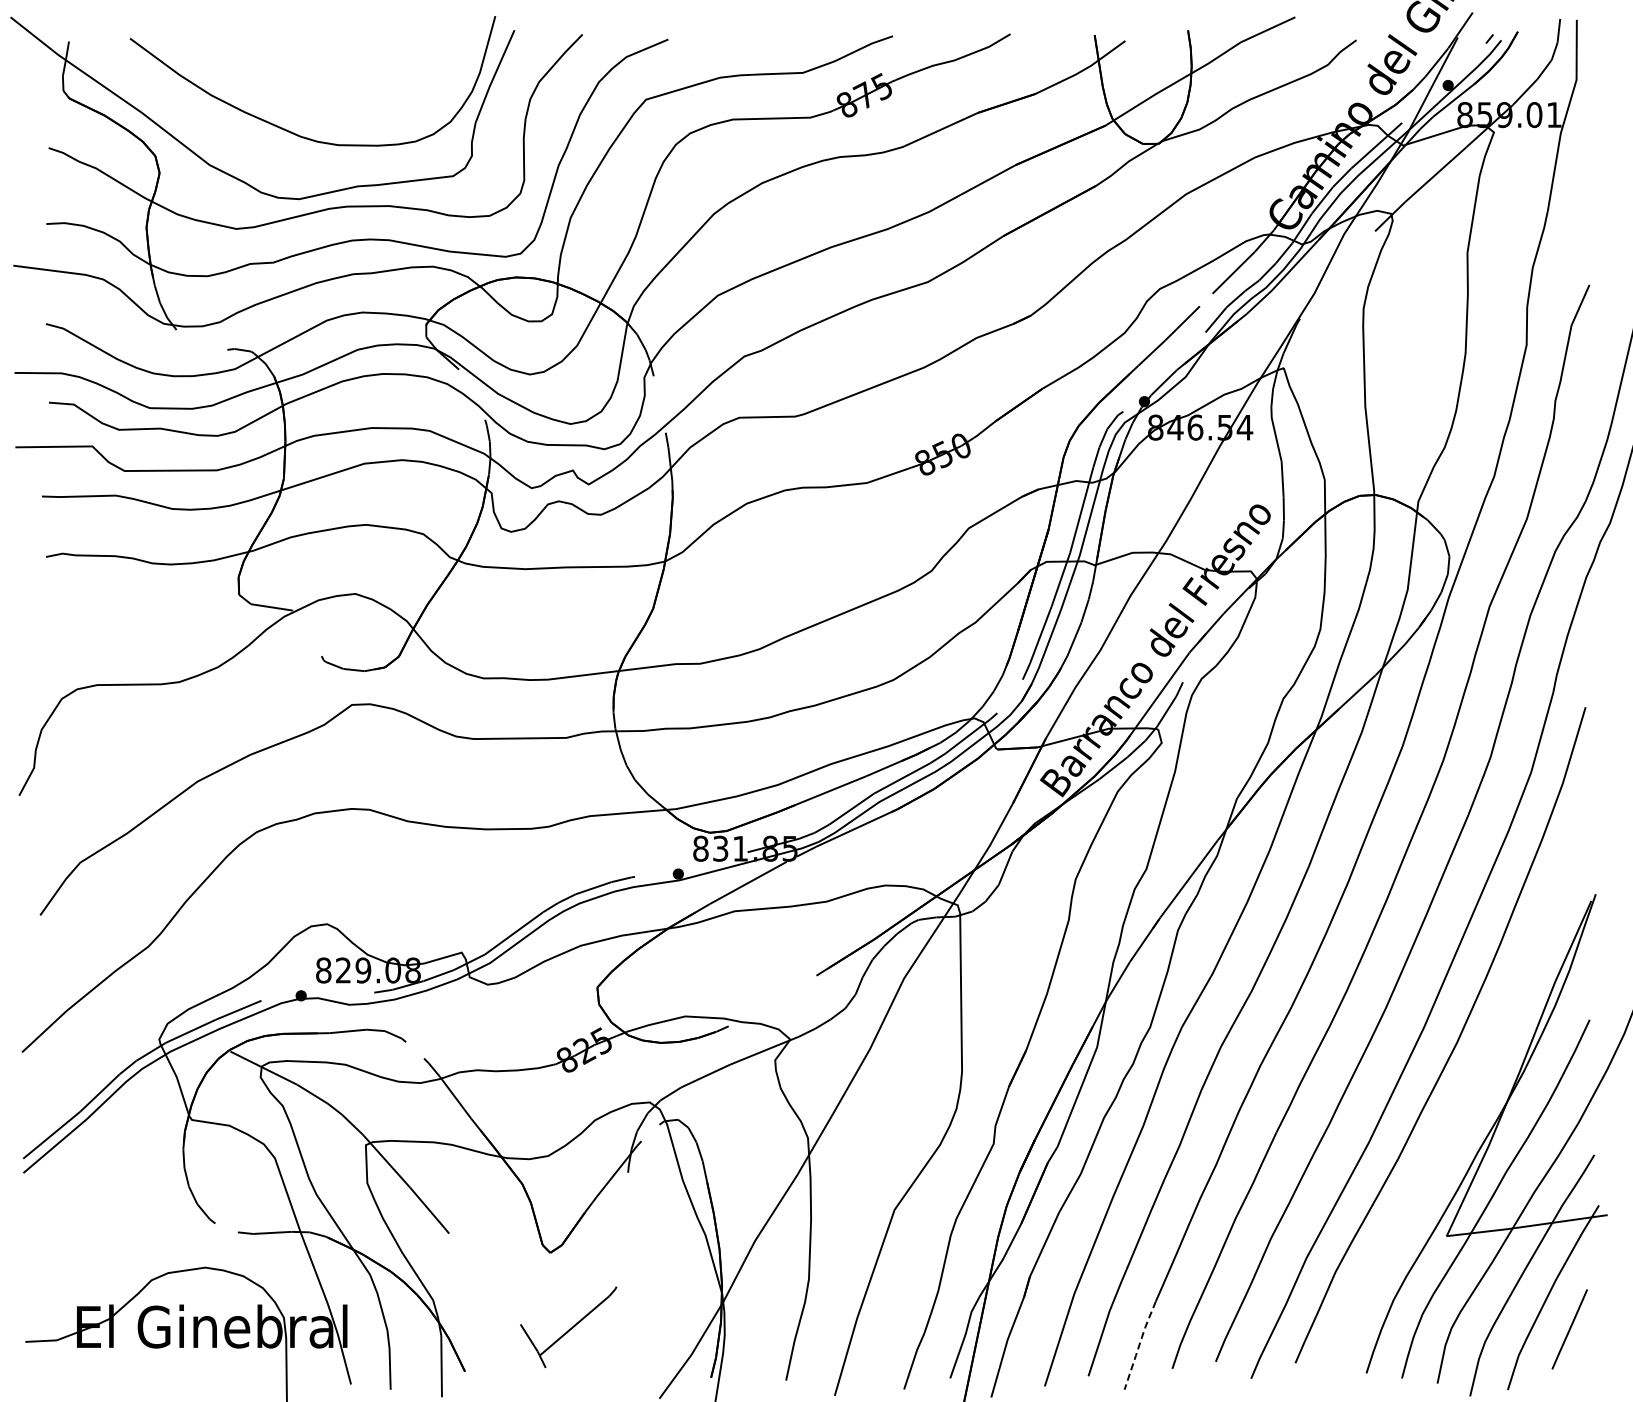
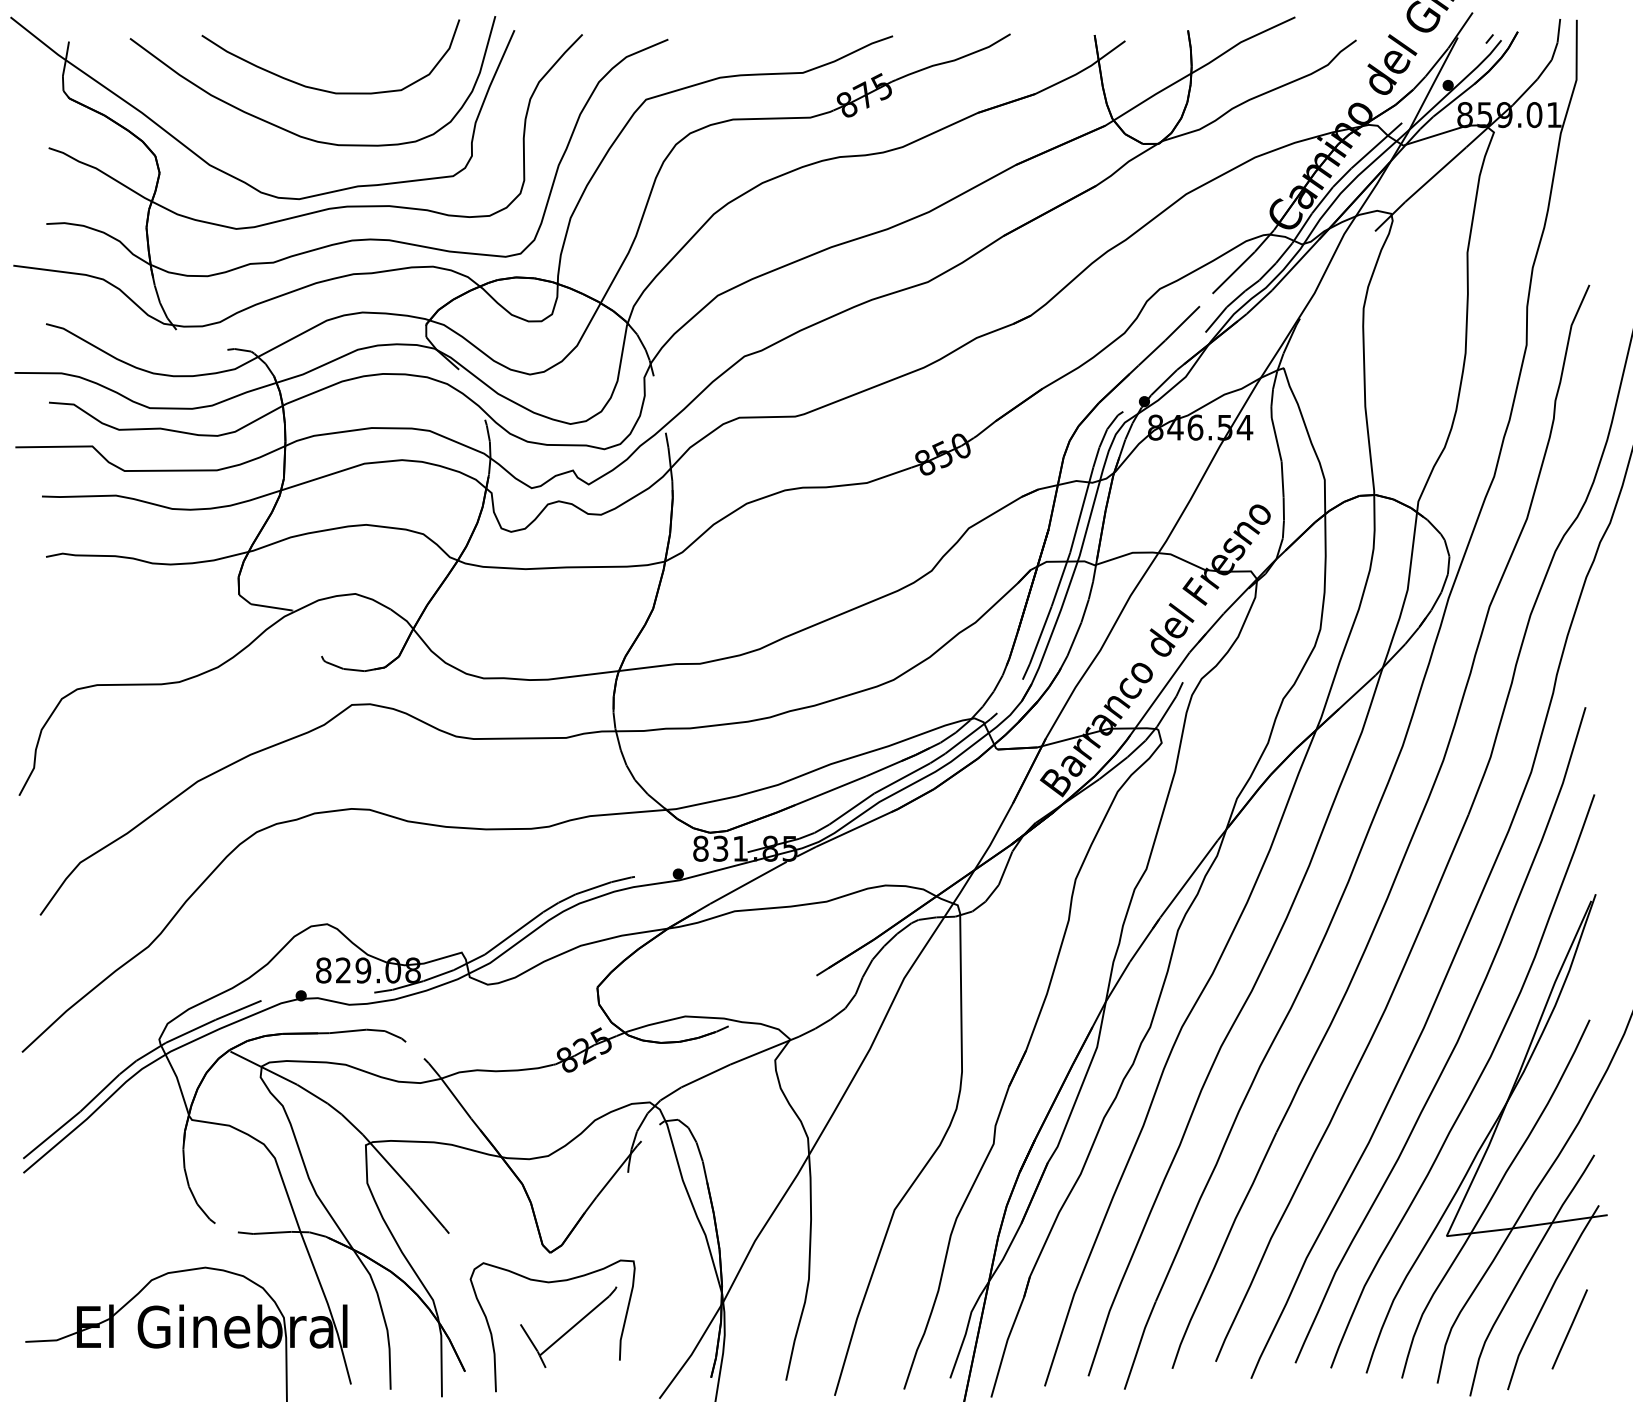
curve: none -> present (324, 89)
curve: none -> present (1473, 1086)
curve: none -> present (550, 1283)
line: dashed -> solid (1139, 1345)
